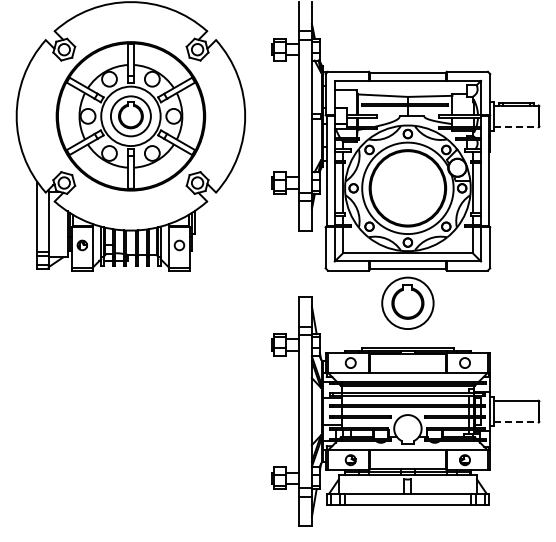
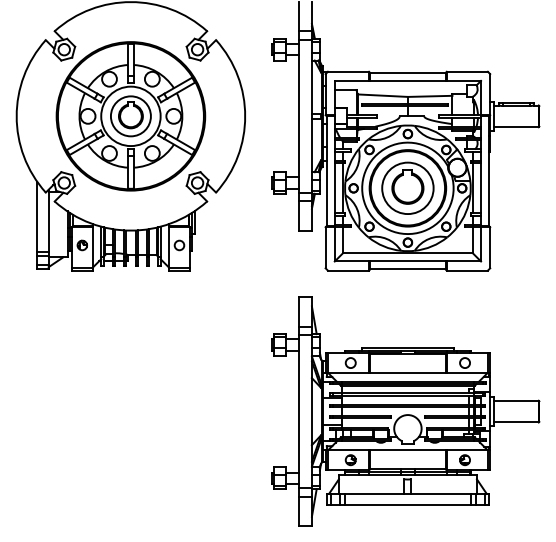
line: dashed -> solid (516, 127)
part position: (407, 302) -> (407, 187) (407, 187)
line: dashed -> solid (516, 422)
